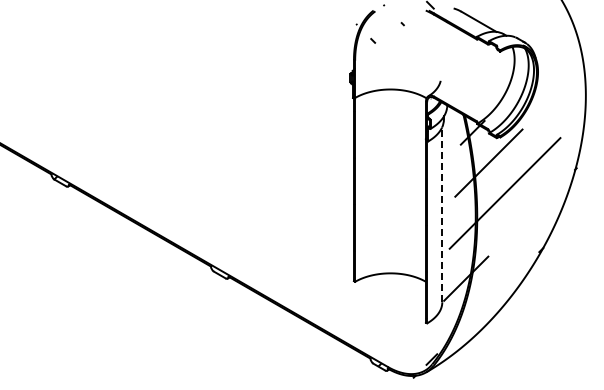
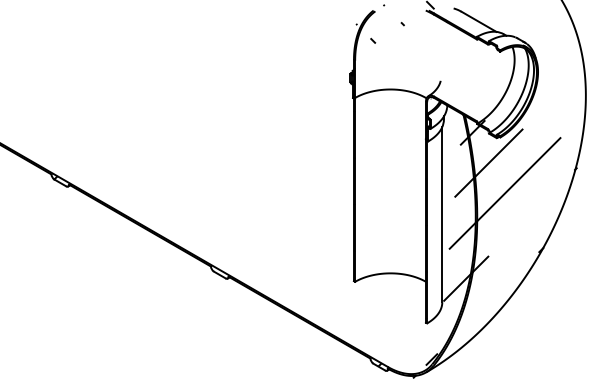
line: dashed -> solid (442, 214)
